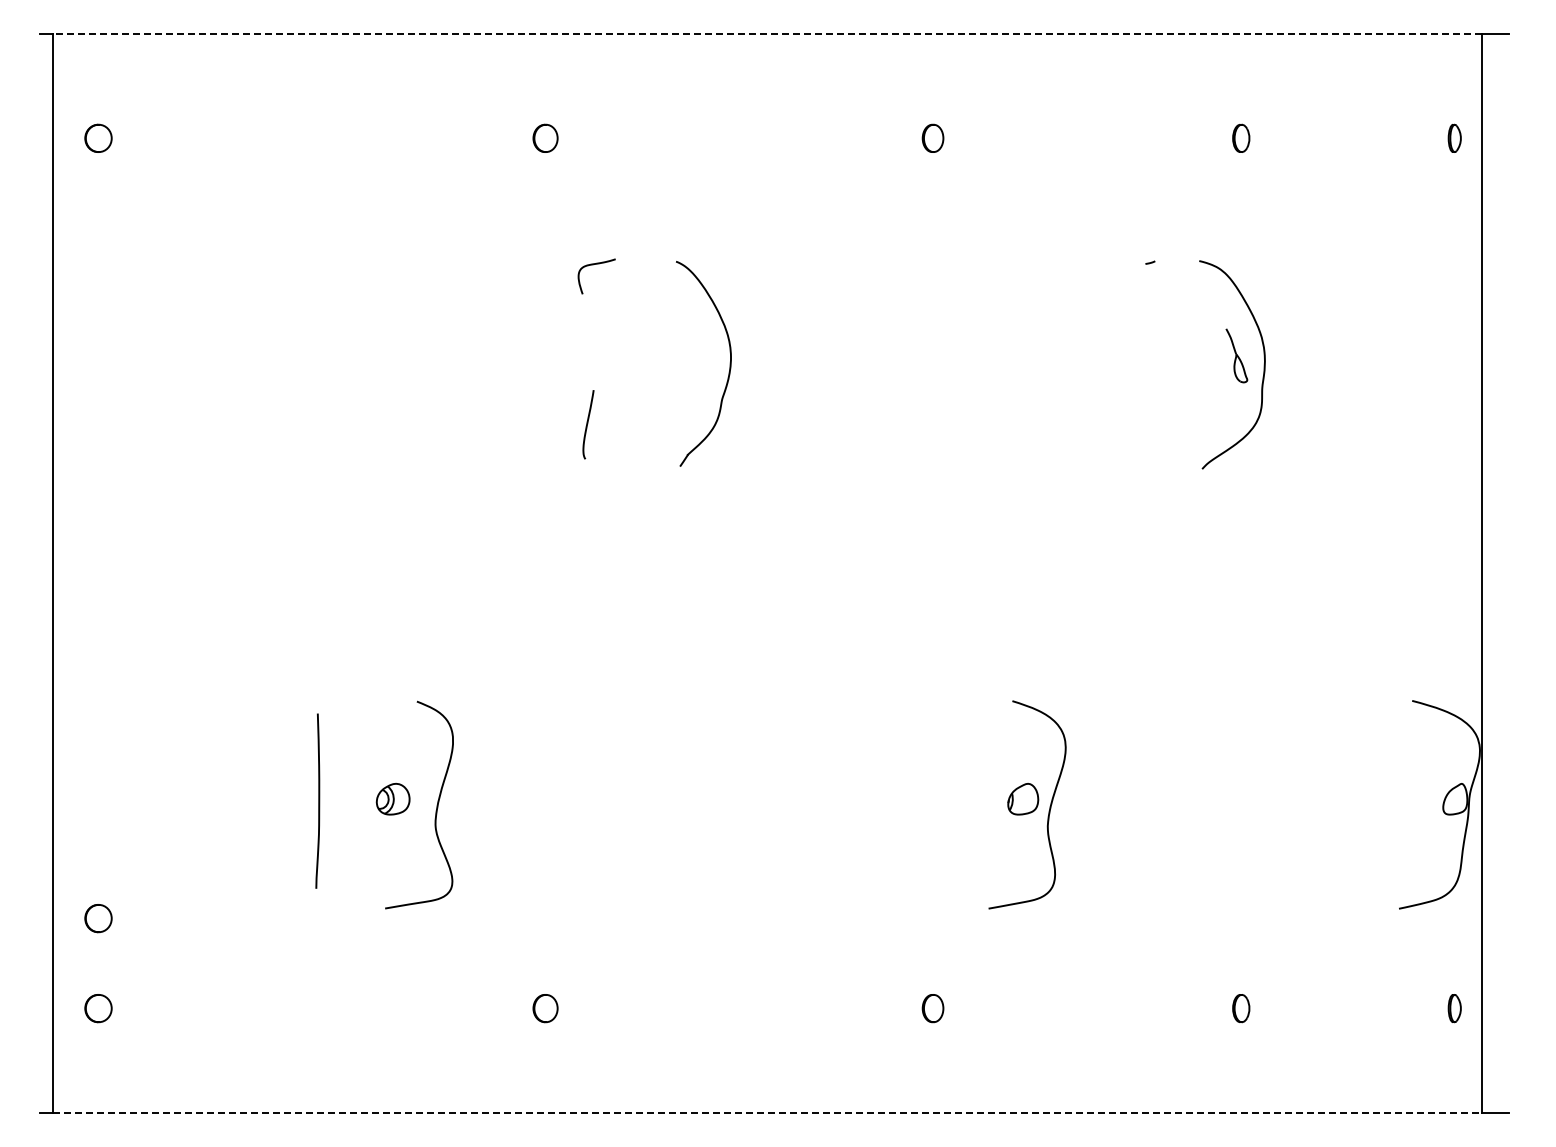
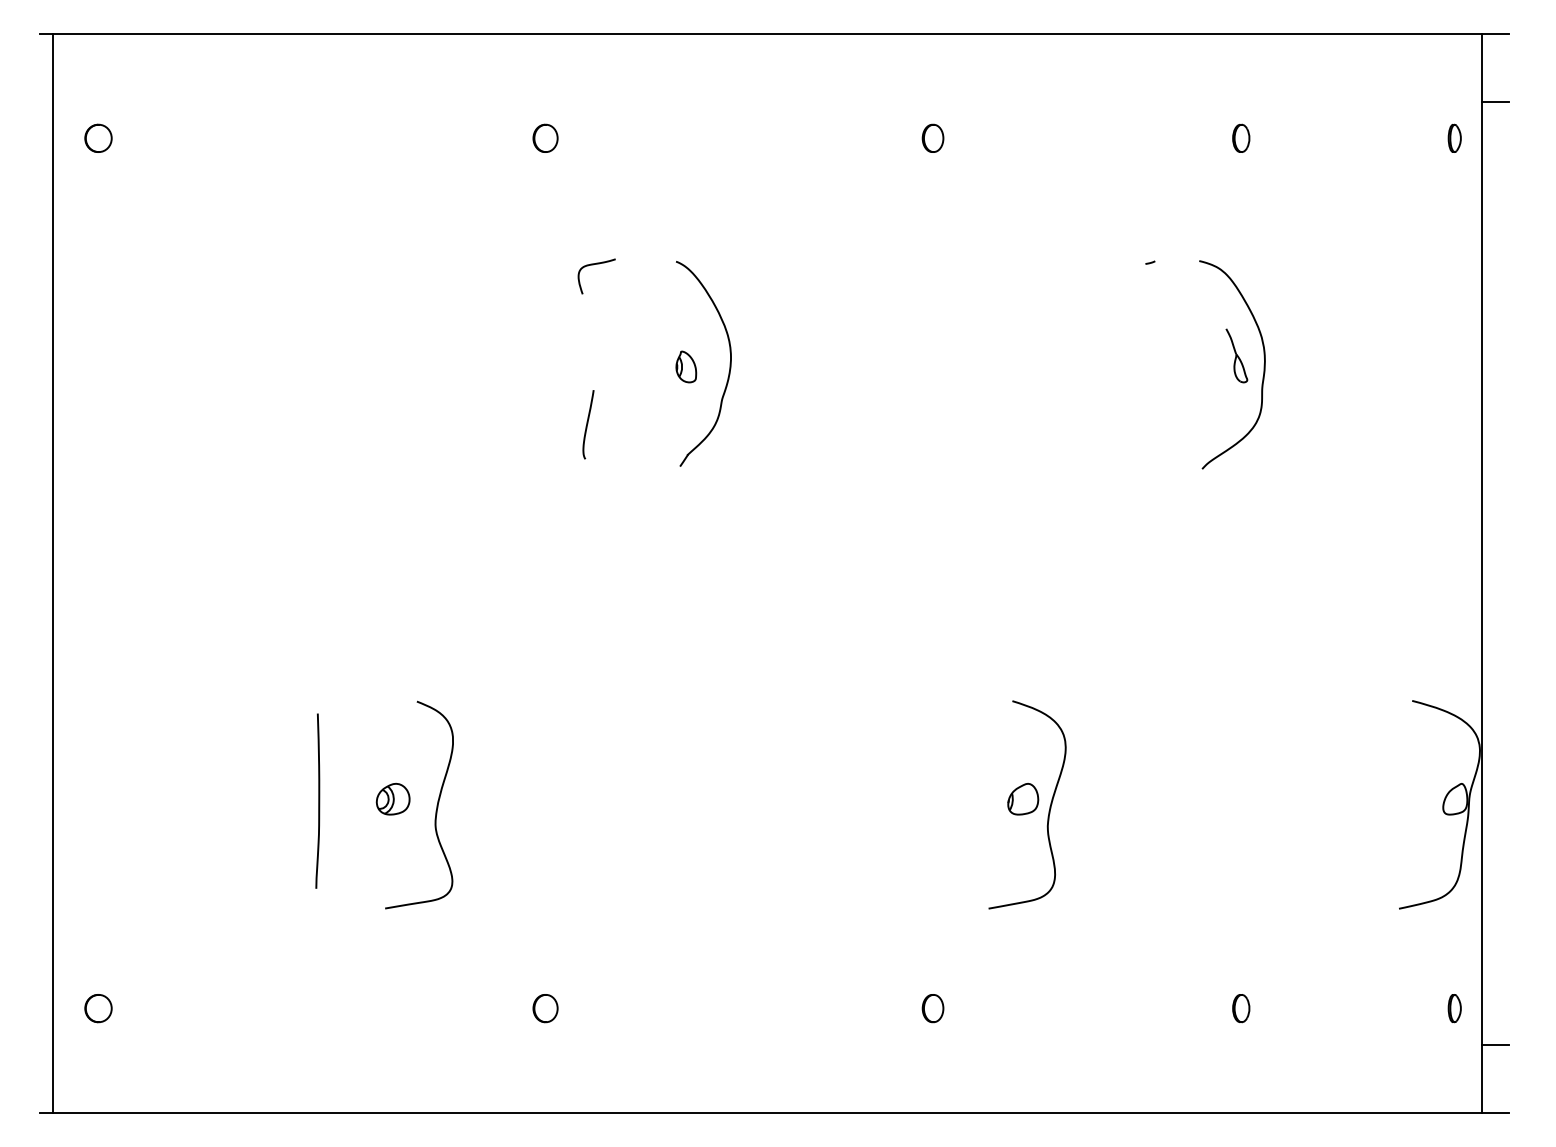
line: dashed -> solid (767, 34)
line: none -> present (1495, 101)
part: none -> present (686, 366)
part: present -> none (98, 918)
line: none -> present (1495, 1045)
line: dashed -> solid (768, 1112)
